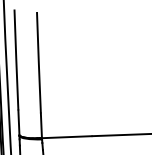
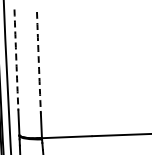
arc: solid -> dashed (16, 59)
arc: solid -> dashed (38, 62)
